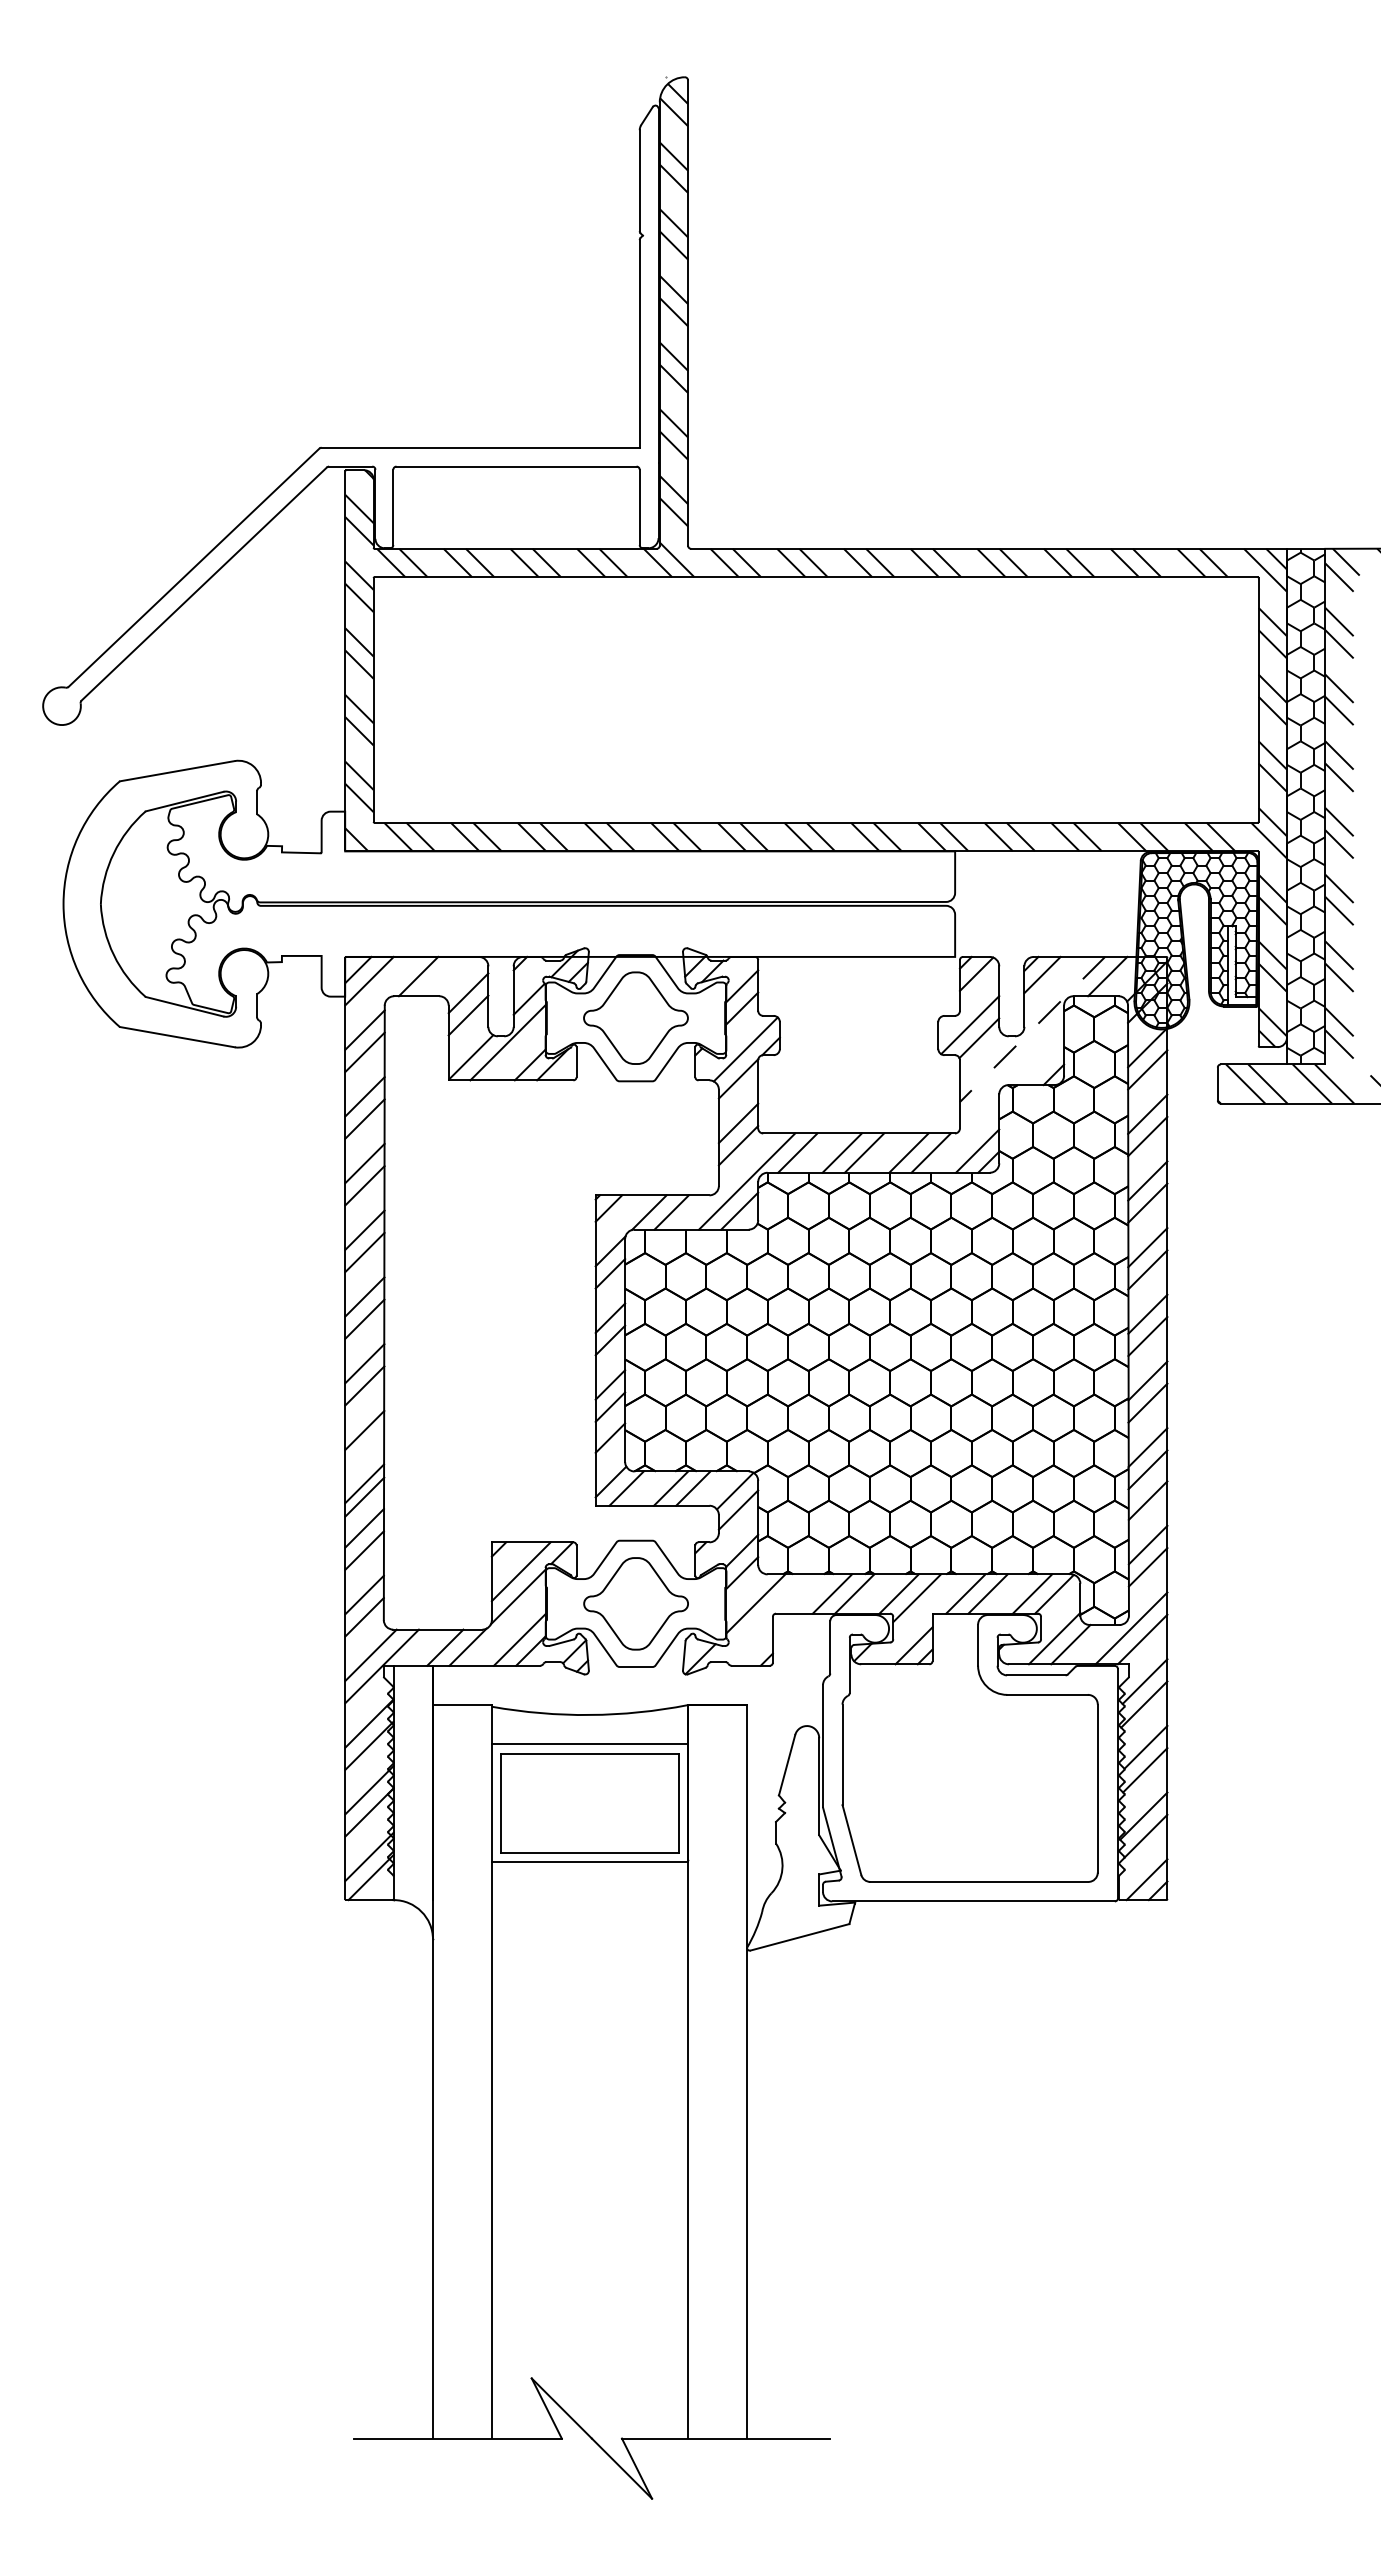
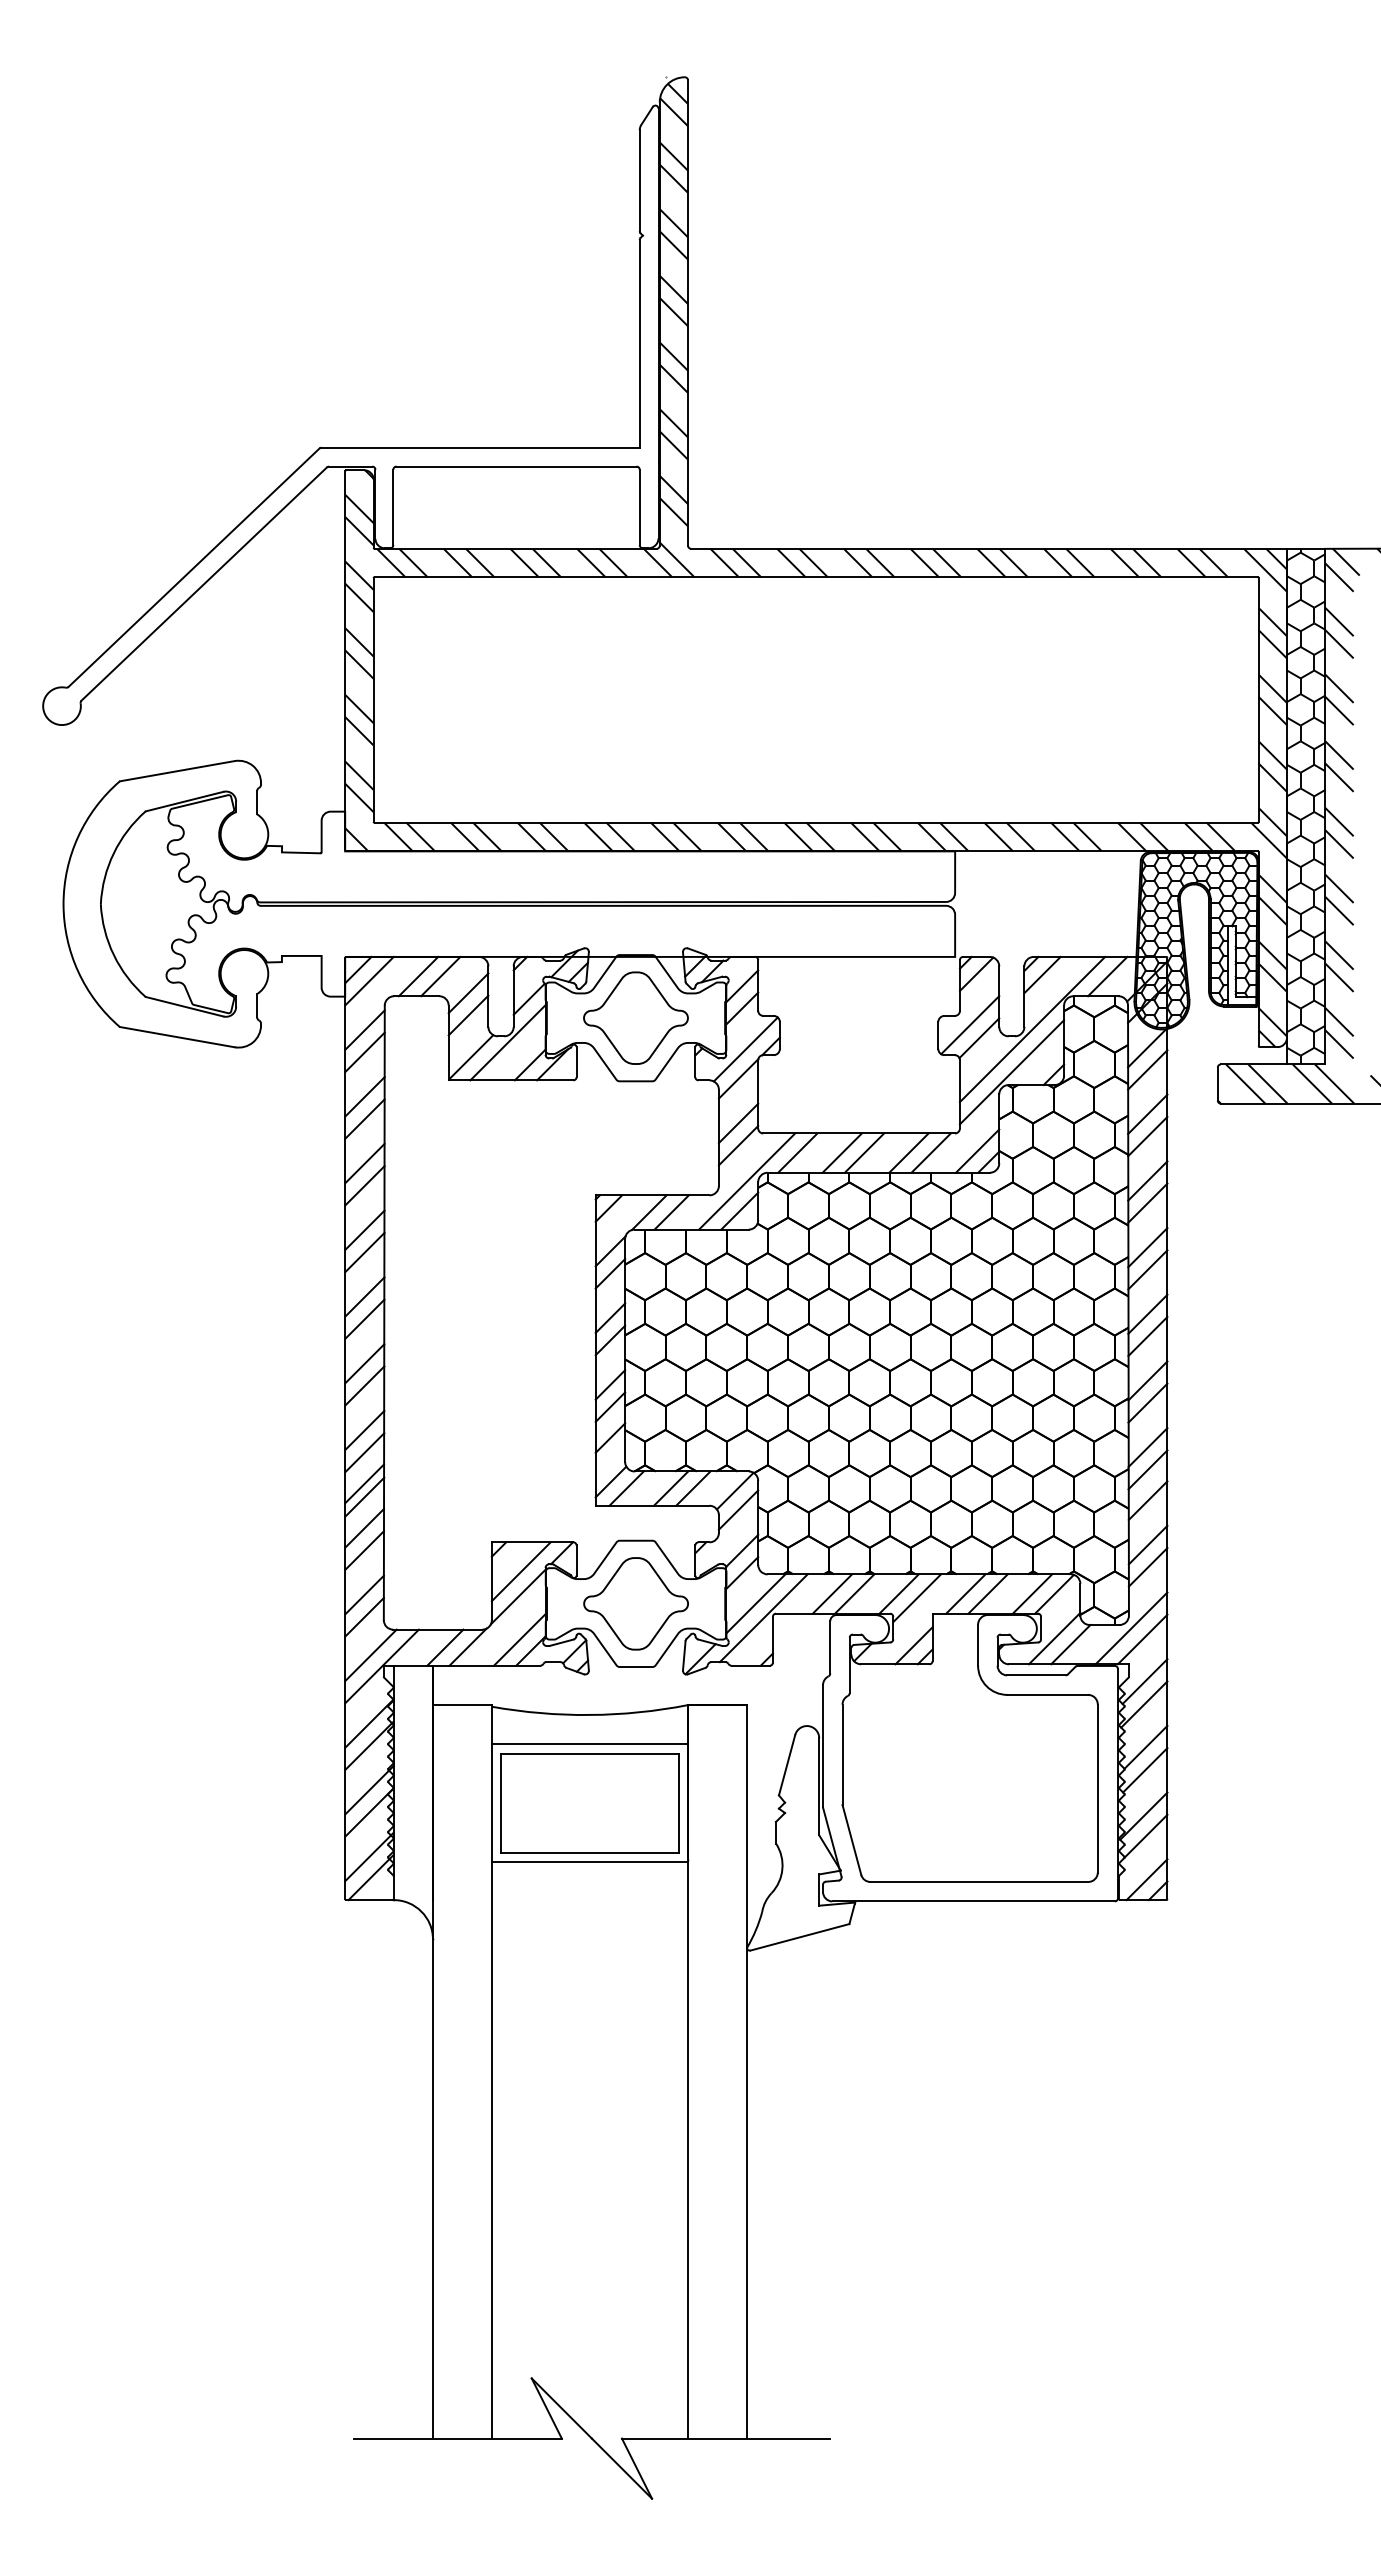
line: none -> present (440, 976)
line: dashed -> solid (1032, 1029)
line: none -> present (1011, 1072)
line: none -> present (364, 1452)
line: none -> present (763, 1618)
